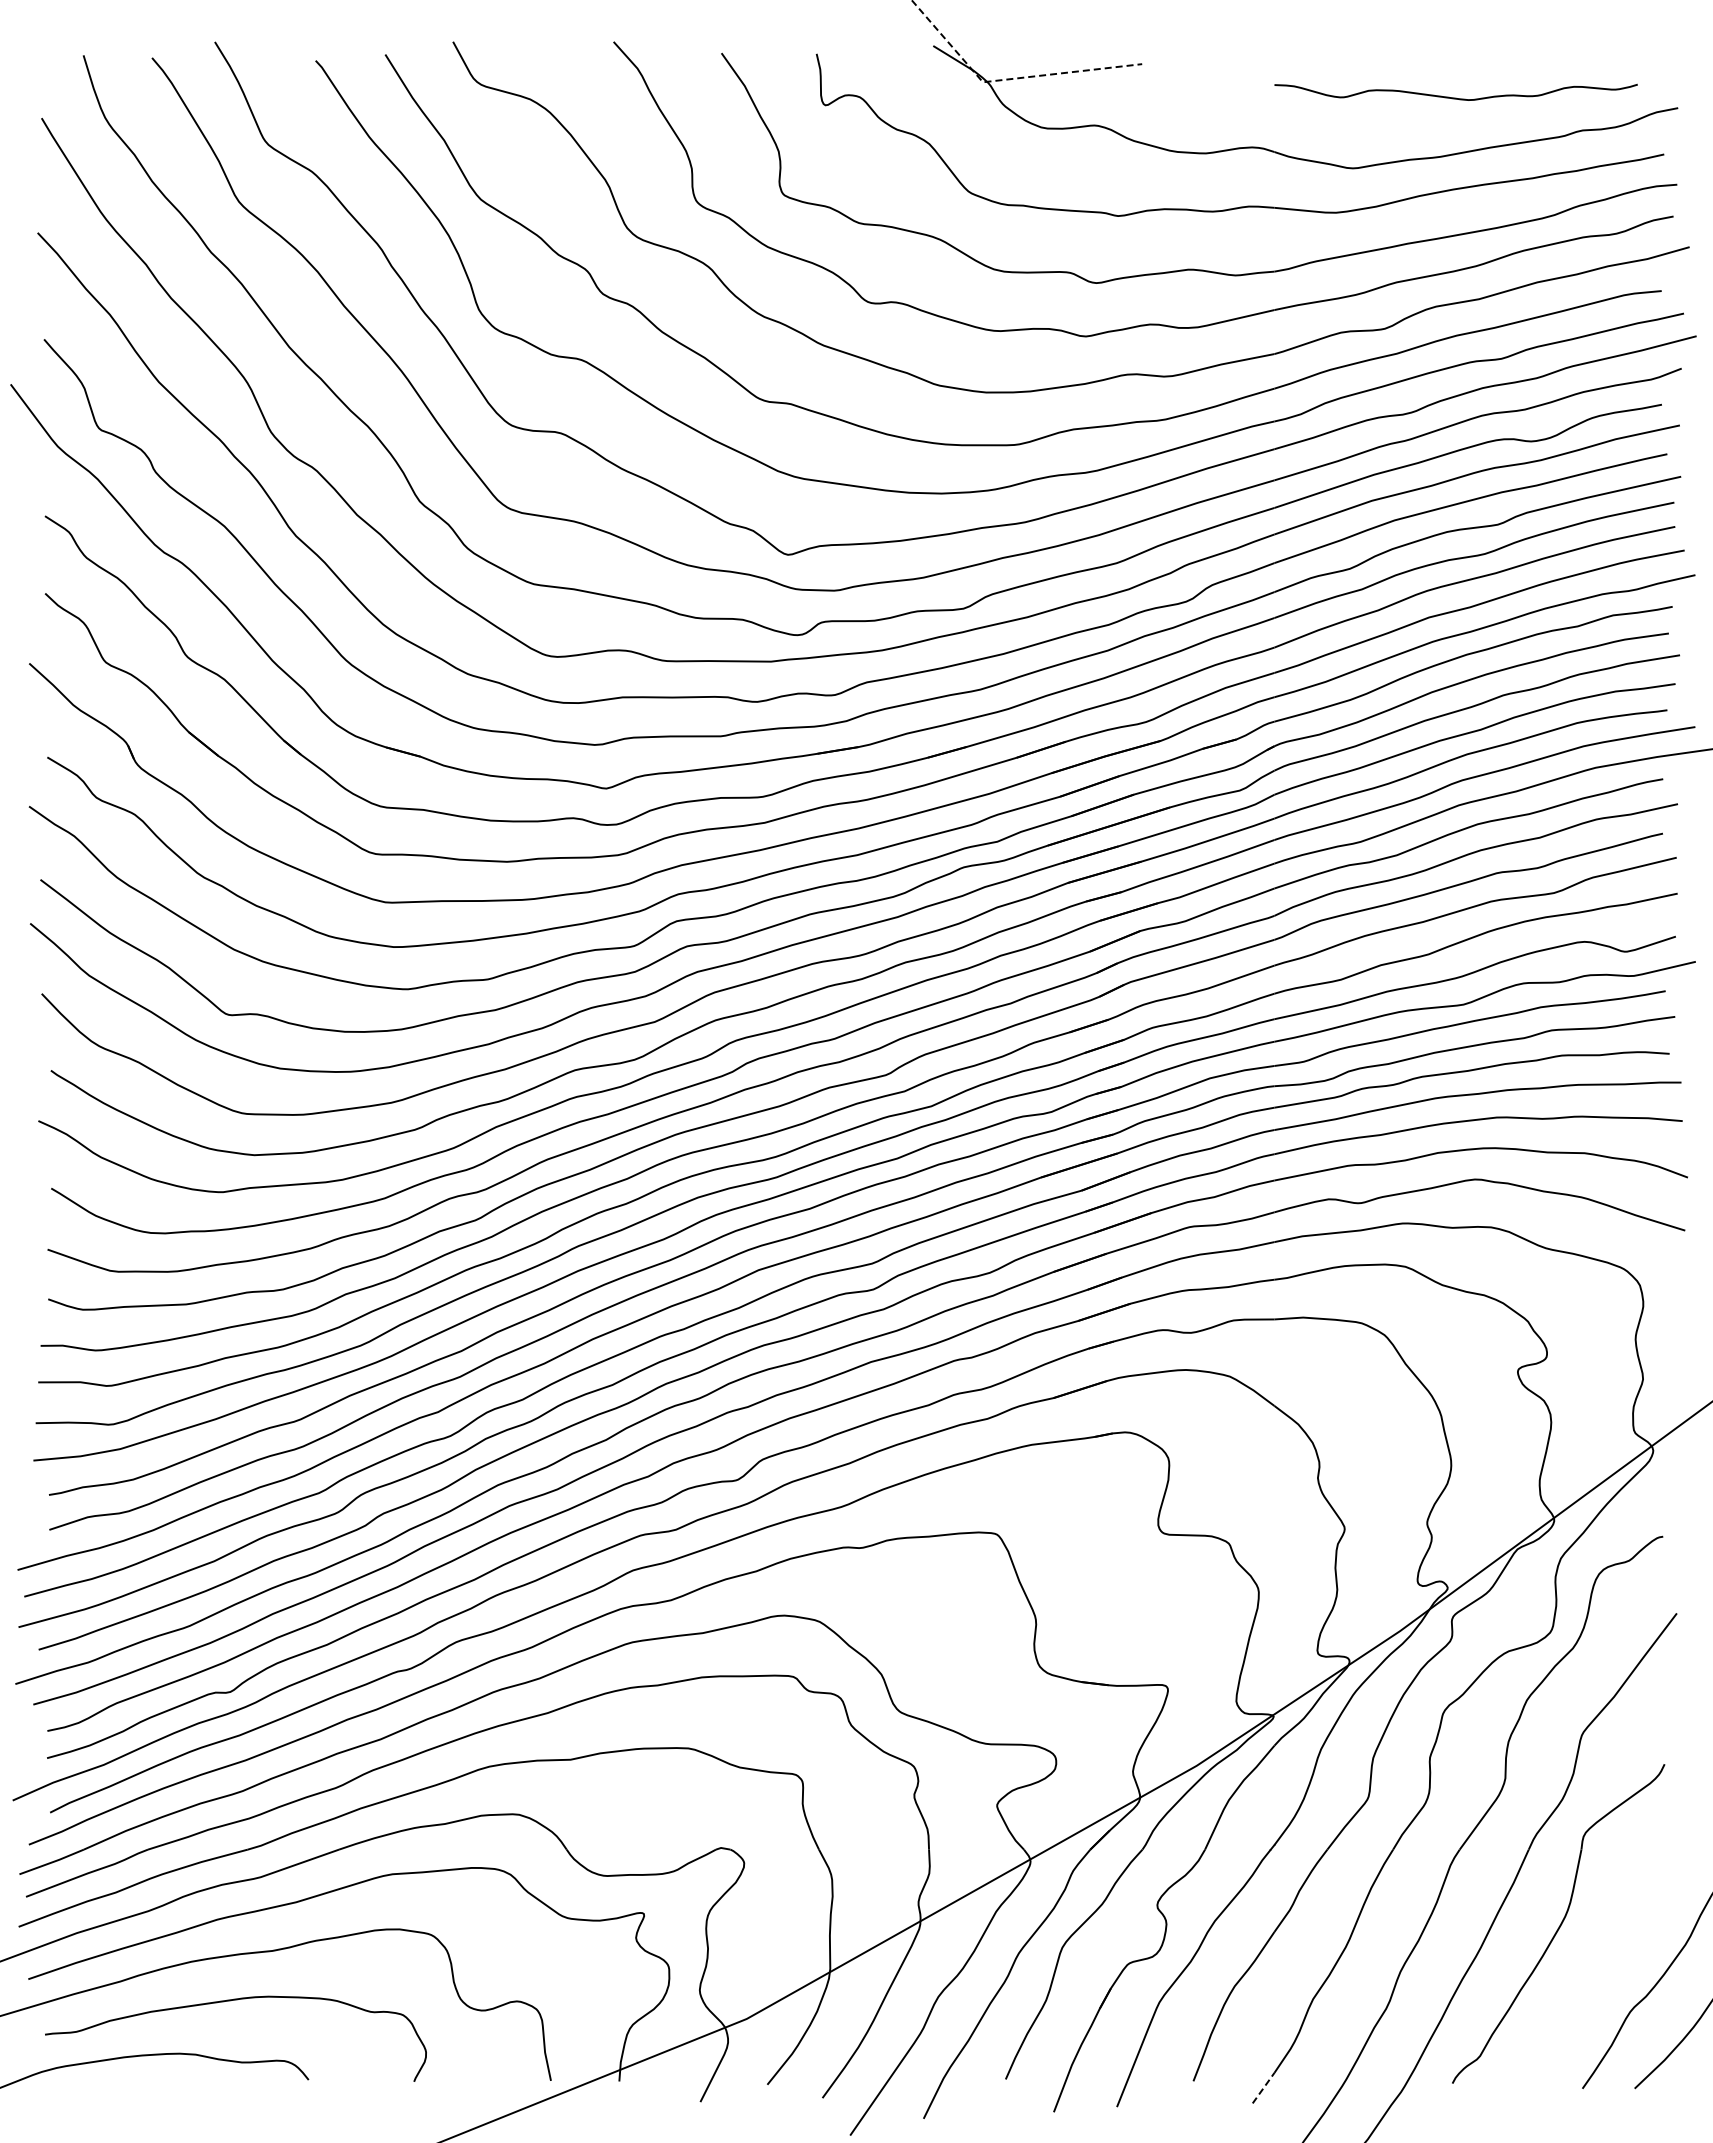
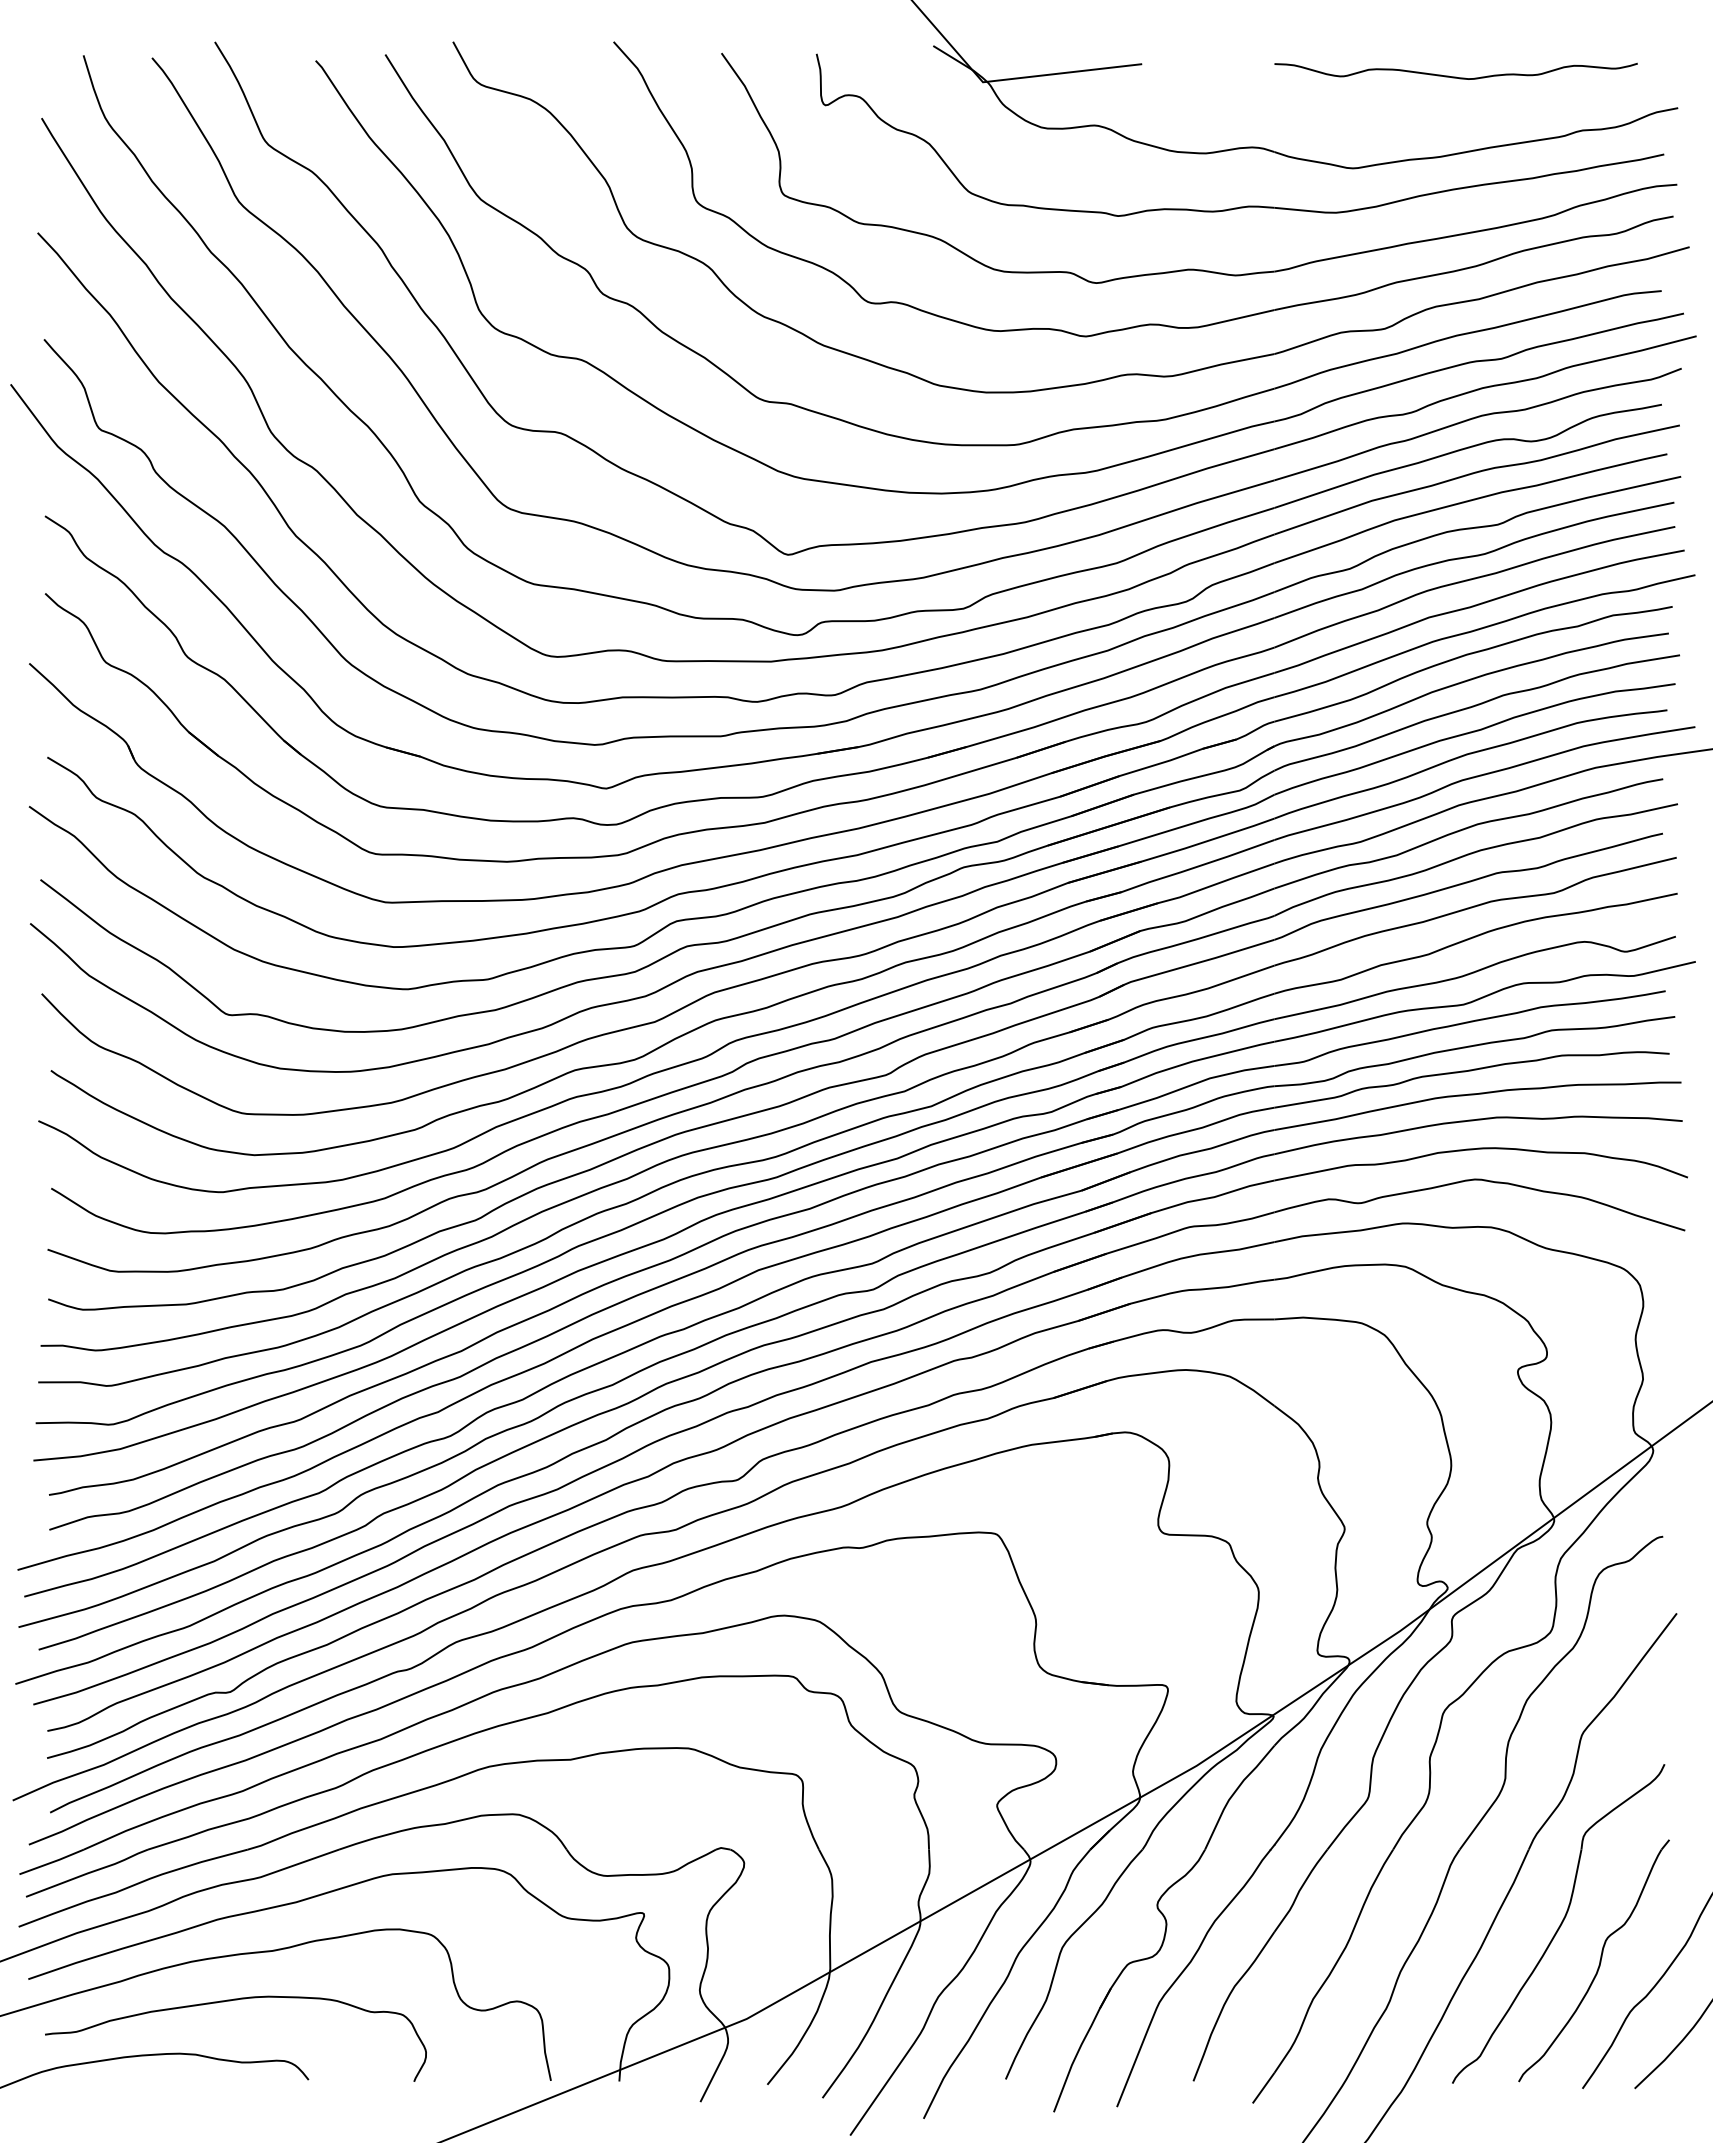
line: dashed -> solid (1008, 79)
curve position: (1455, 97) -> (1455, 76) (1455, 76)
part: none -> present (1593, 1960)
line: dashed -> solid (1263, 2088)
